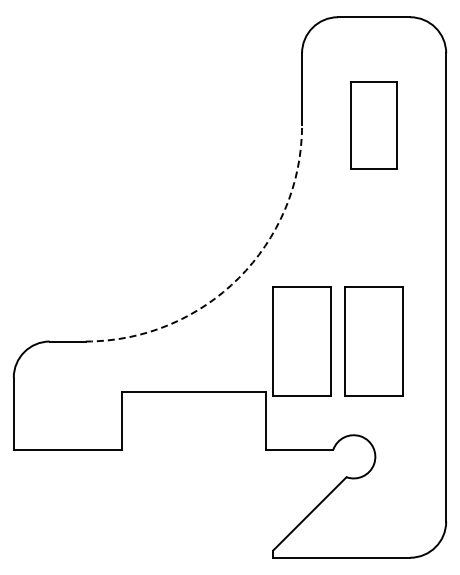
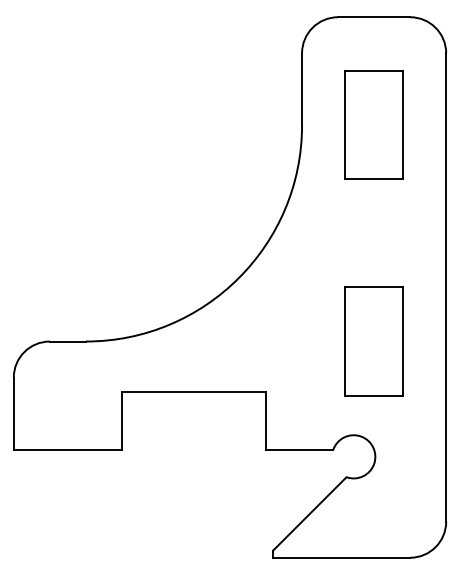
part size: 48x89 px -> 60x110 px (373, 124)
arc: dashed -> solid (238, 278)
part: present -> none (301, 341)
